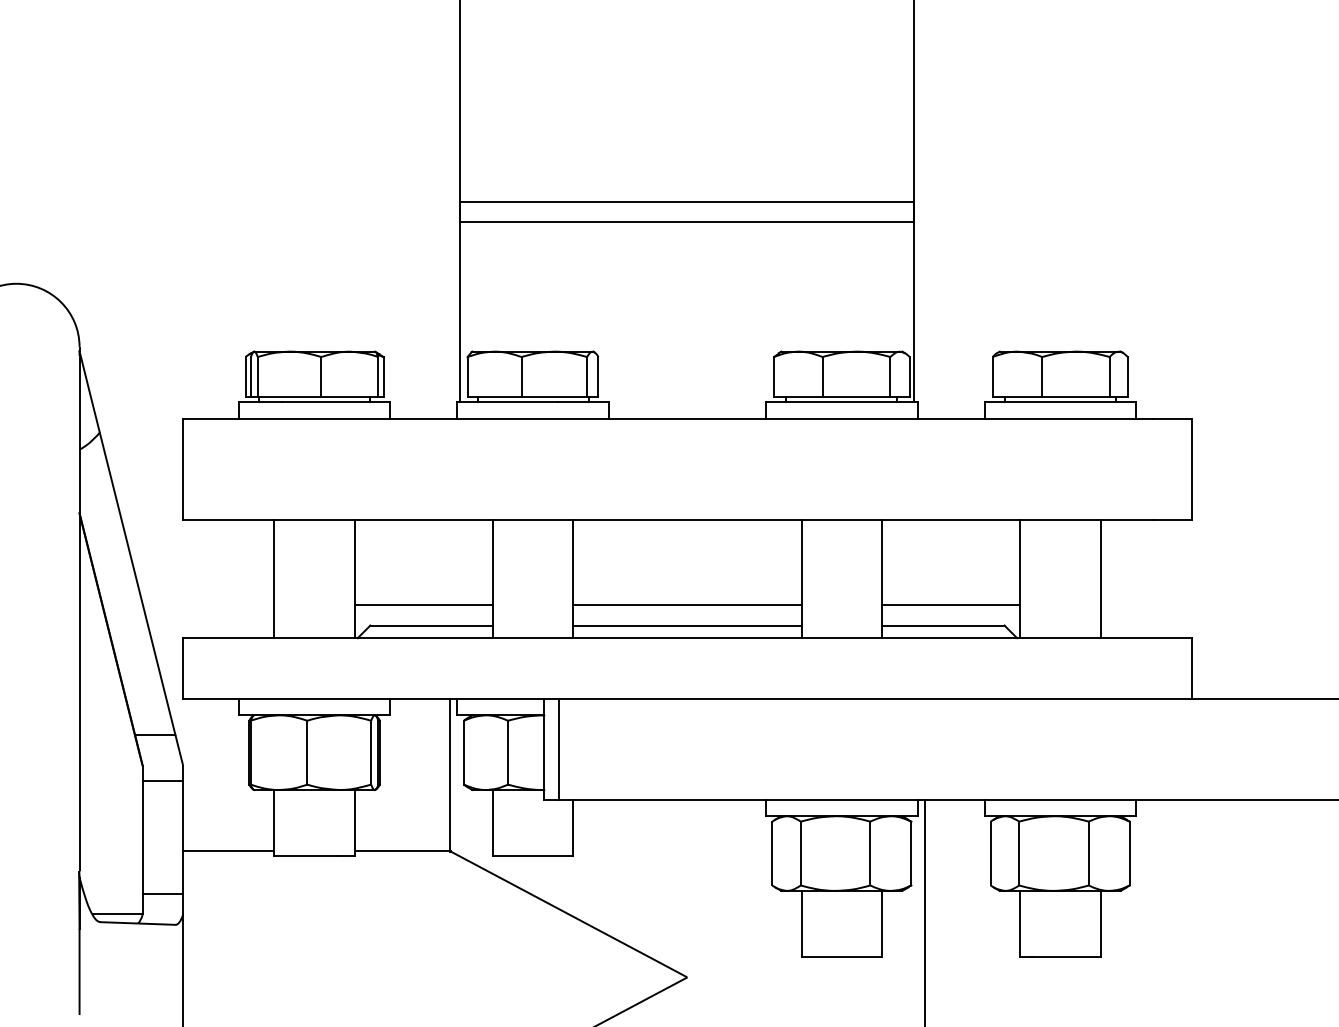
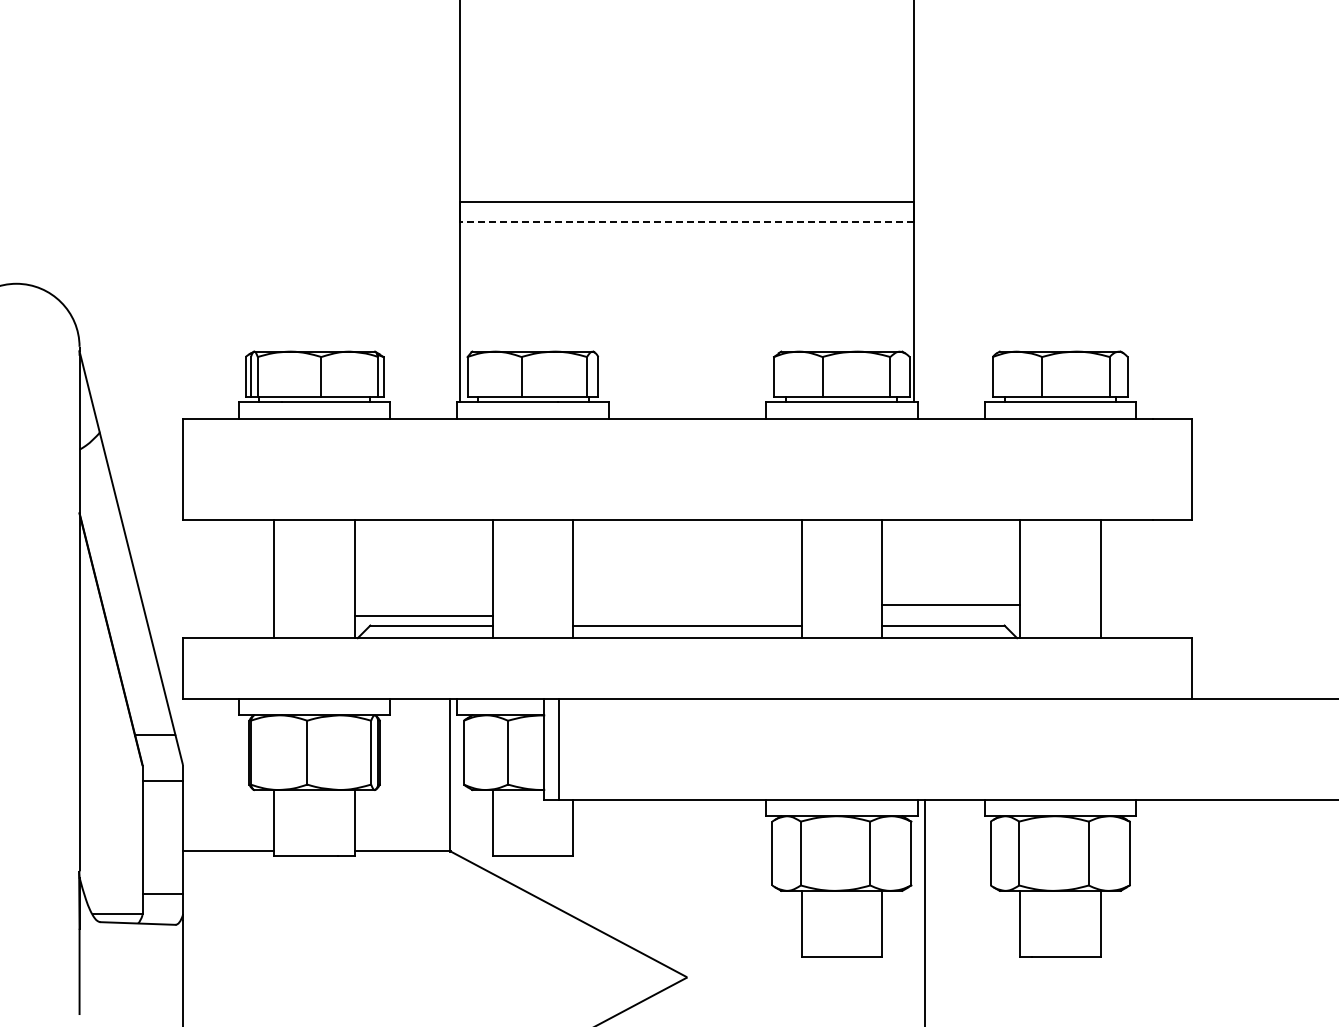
line: solid -> dashed (687, 222)
line position: (423, 605) -> (423, 616) (423, 616)
line: present -> none (687, 605)
